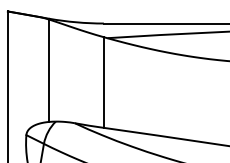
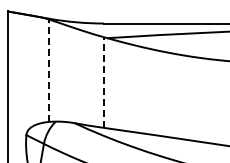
line: solid -> dashed (49, 70)
line: solid -> dashed (103, 82)
